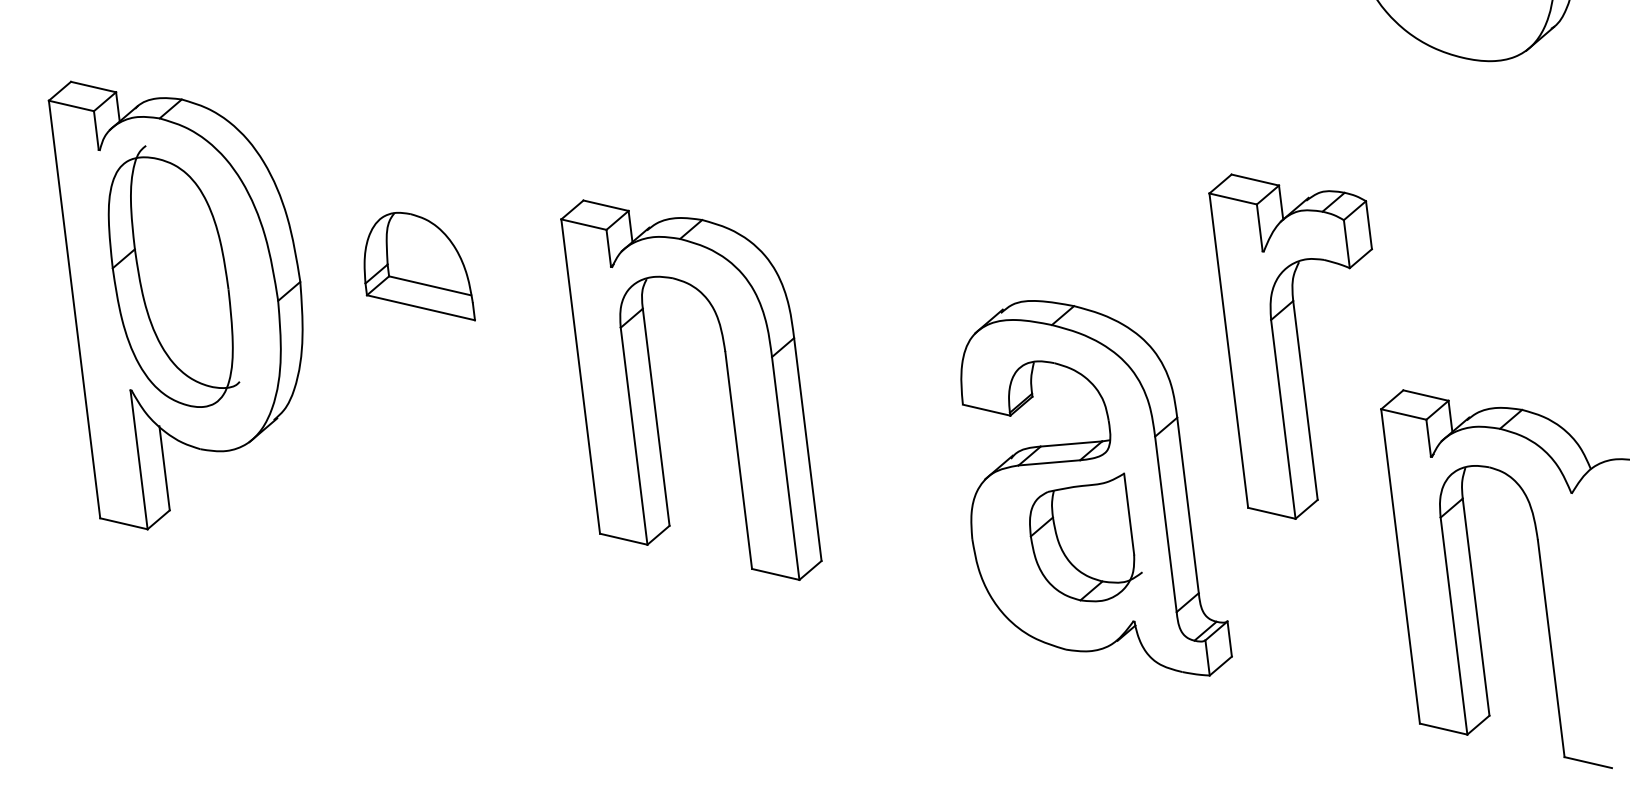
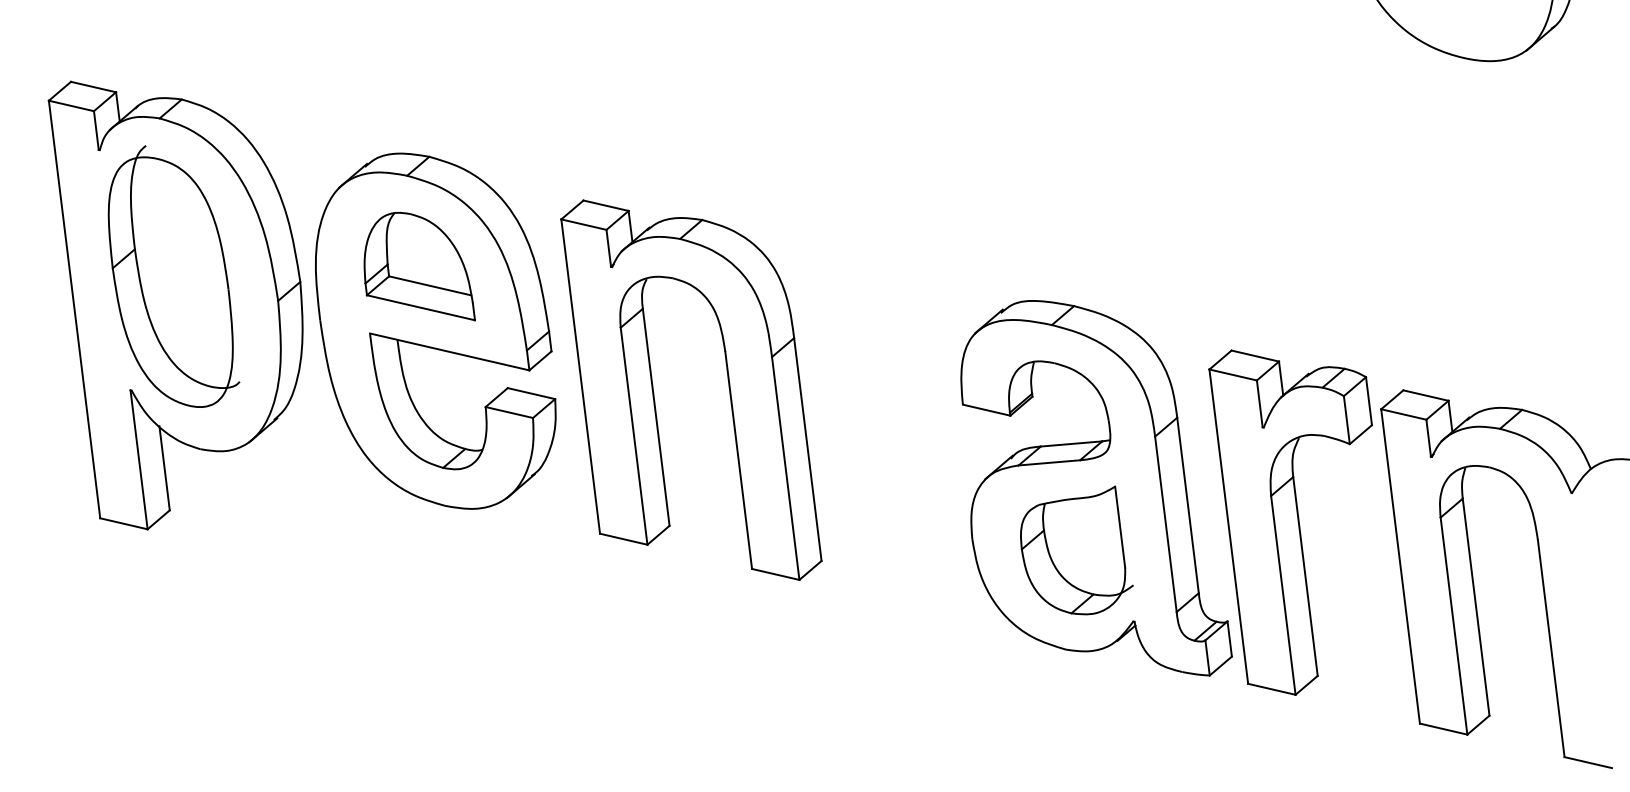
part: none -> present (435, 330)
part position: (1290, 346) -> (1290, 522) (1290, 522)
part position: (1085, 537) -> (1076, 550) (1076, 550)
